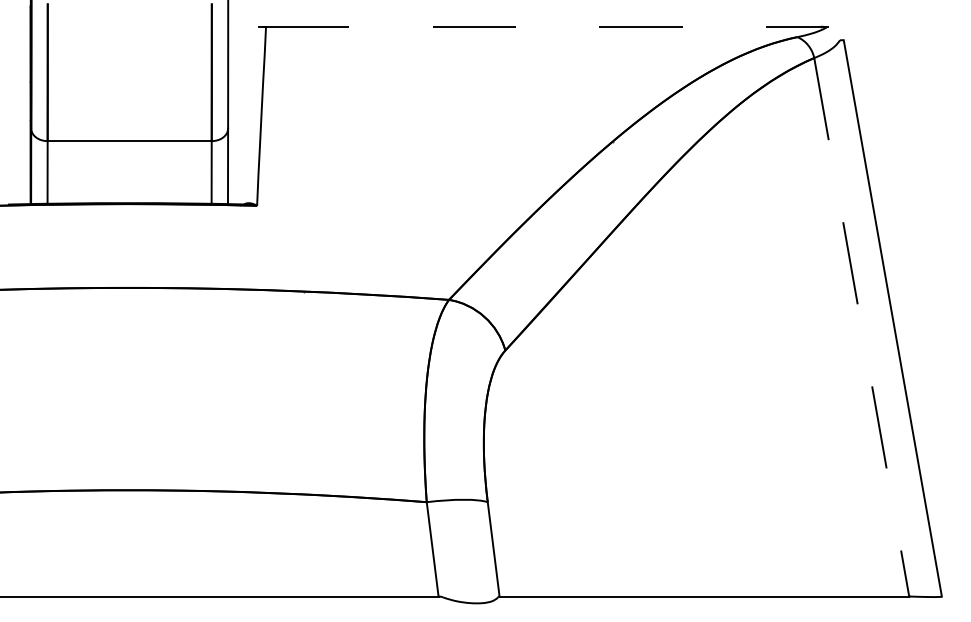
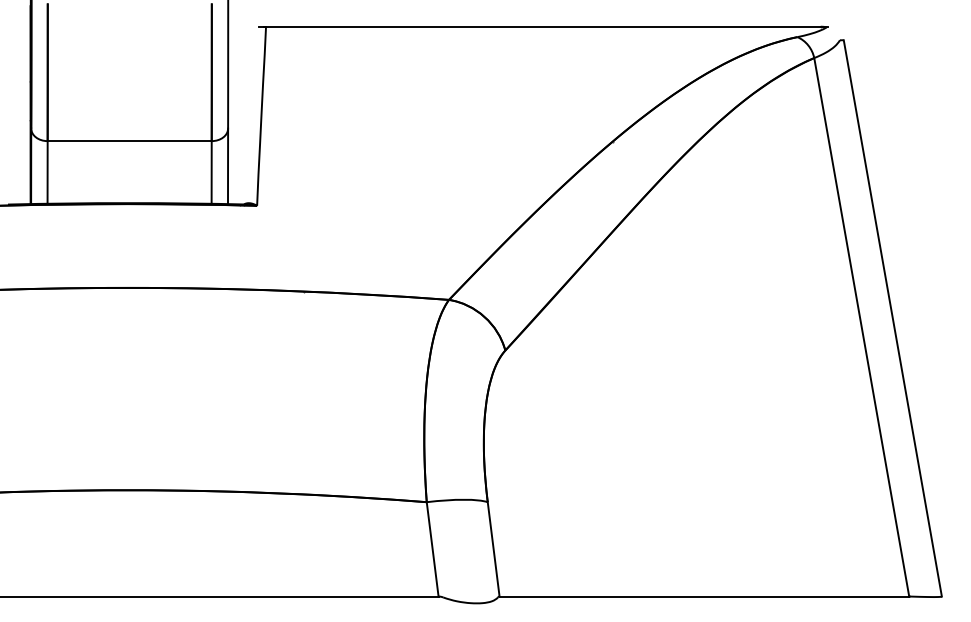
line: dashed -> solid (543, 26)
line: dashed -> solid (861, 327)
